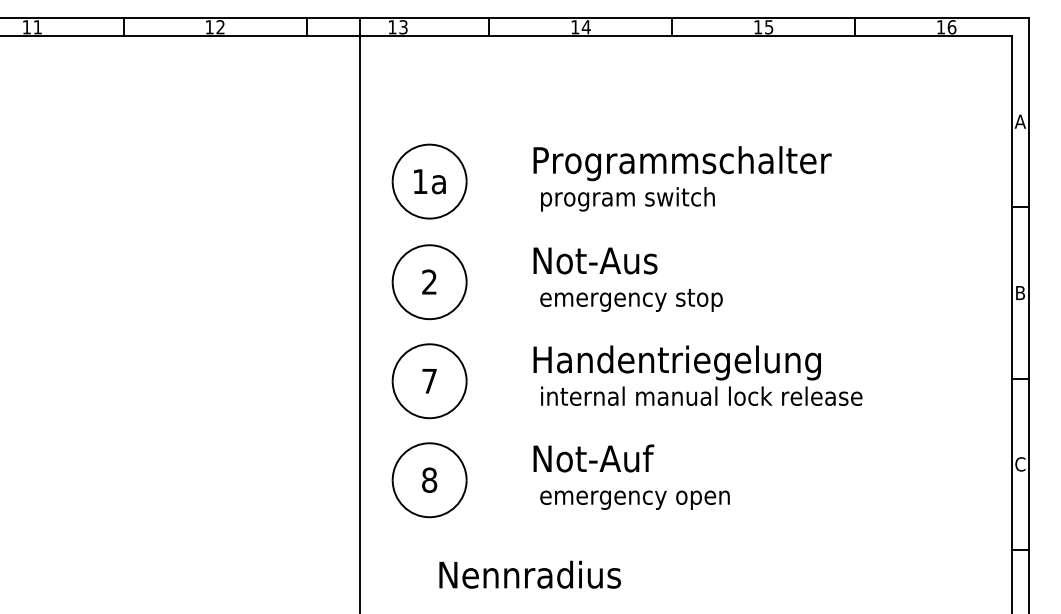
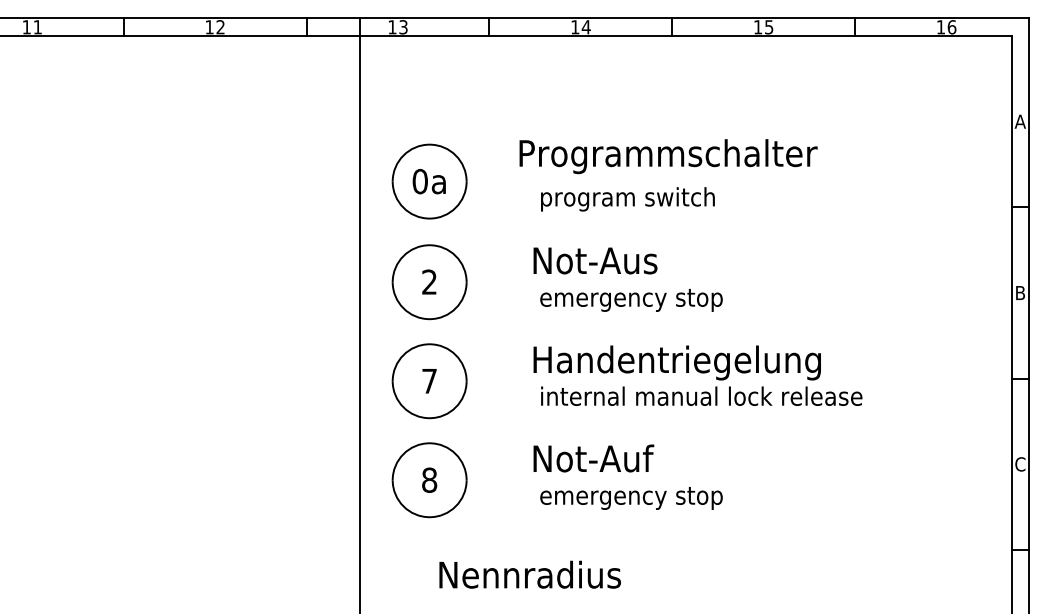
text position: (682, 163) -> (668, 156) (668, 156)
text: 1a -> 0a (419, 181)
text: emergency open -> emergency stop (702, 498)
